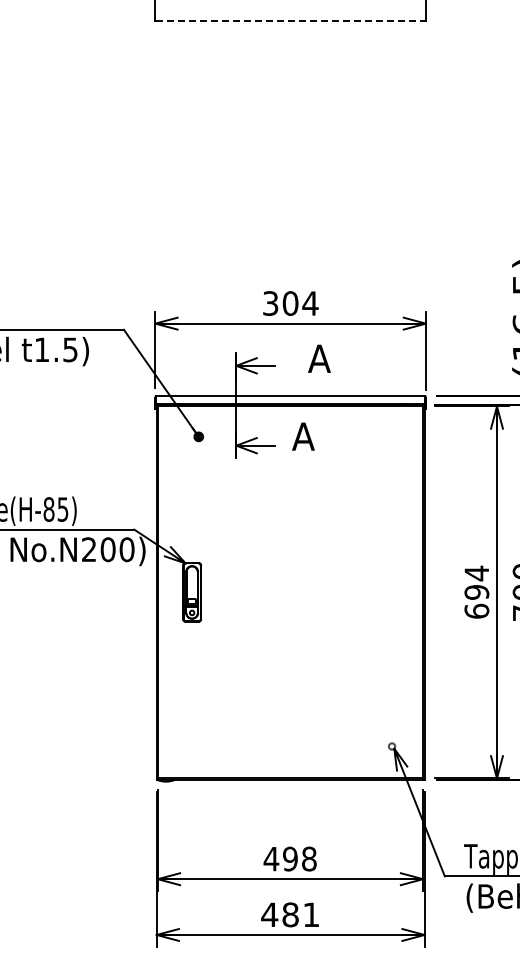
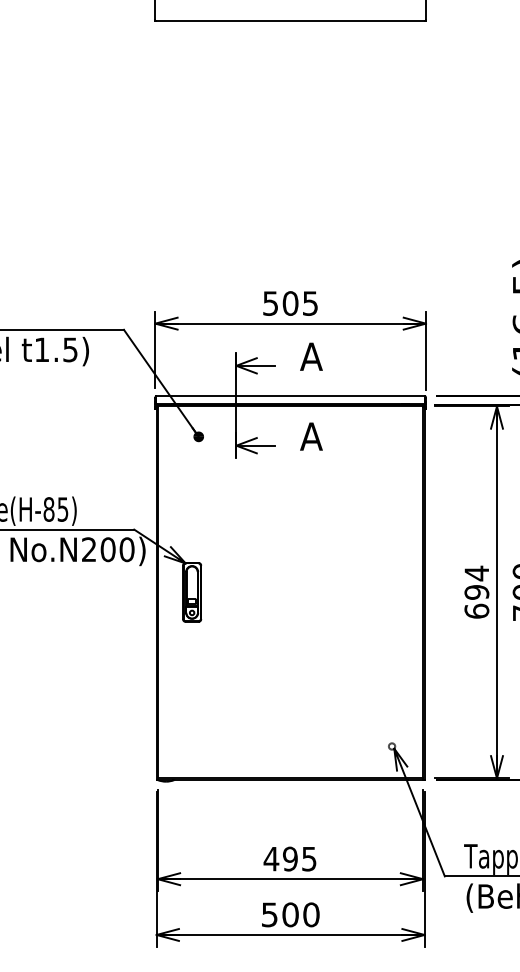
line: dashed -> solid (290, 20)
text: 304 -> 505 (291, 303)
text position: (319, 358) -> (311, 356) (311, 356)
text position: (303, 436) -> (311, 436) (311, 436)
text: 498 -> 495 (309, 858)
text: 481 -> 500 (290, 914)
